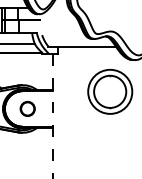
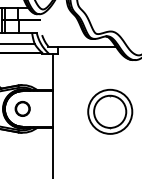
part position: (110, 91) -> (110, 111) (110, 111)
circle position: (27, 108) -> (22, 108) (22, 108)
line: dashed -> solid (52, 116)
